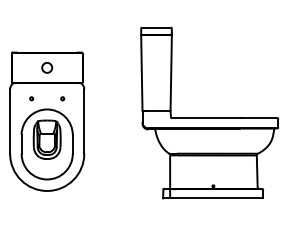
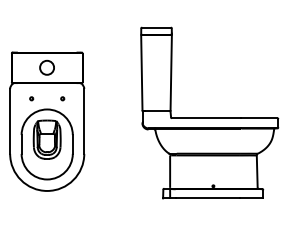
circle size: 13x12 px -> 16x17 px (46, 67)
